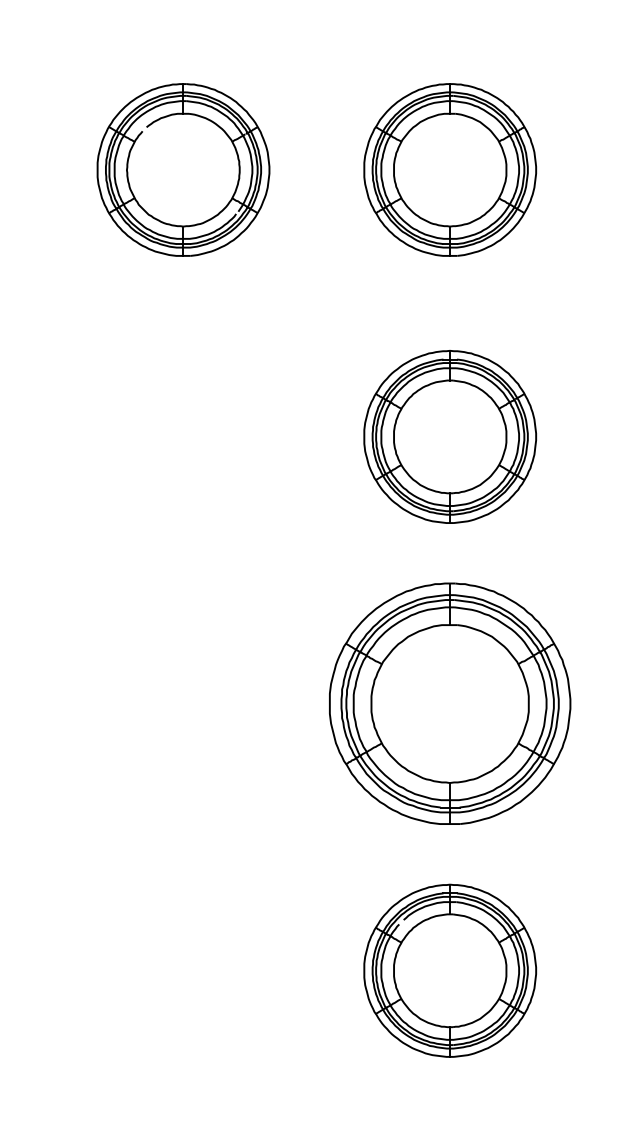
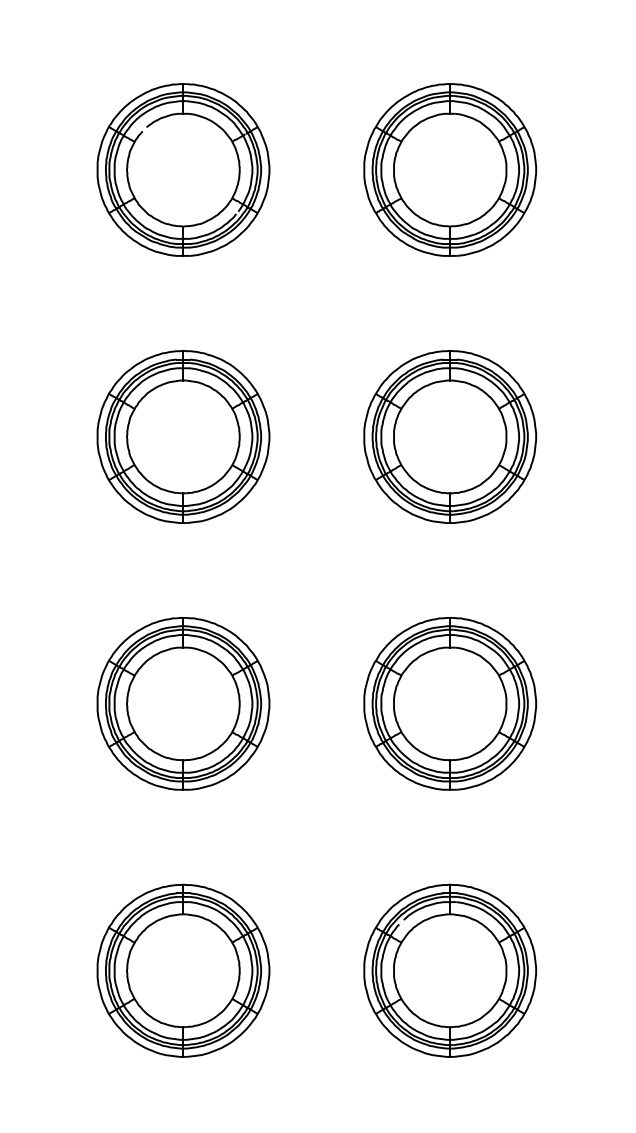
part: none -> present (183, 436)
part: none -> present (183, 703)
part size: 243x243 px -> 175x174 px (450, 703)
part: none -> present (183, 970)
